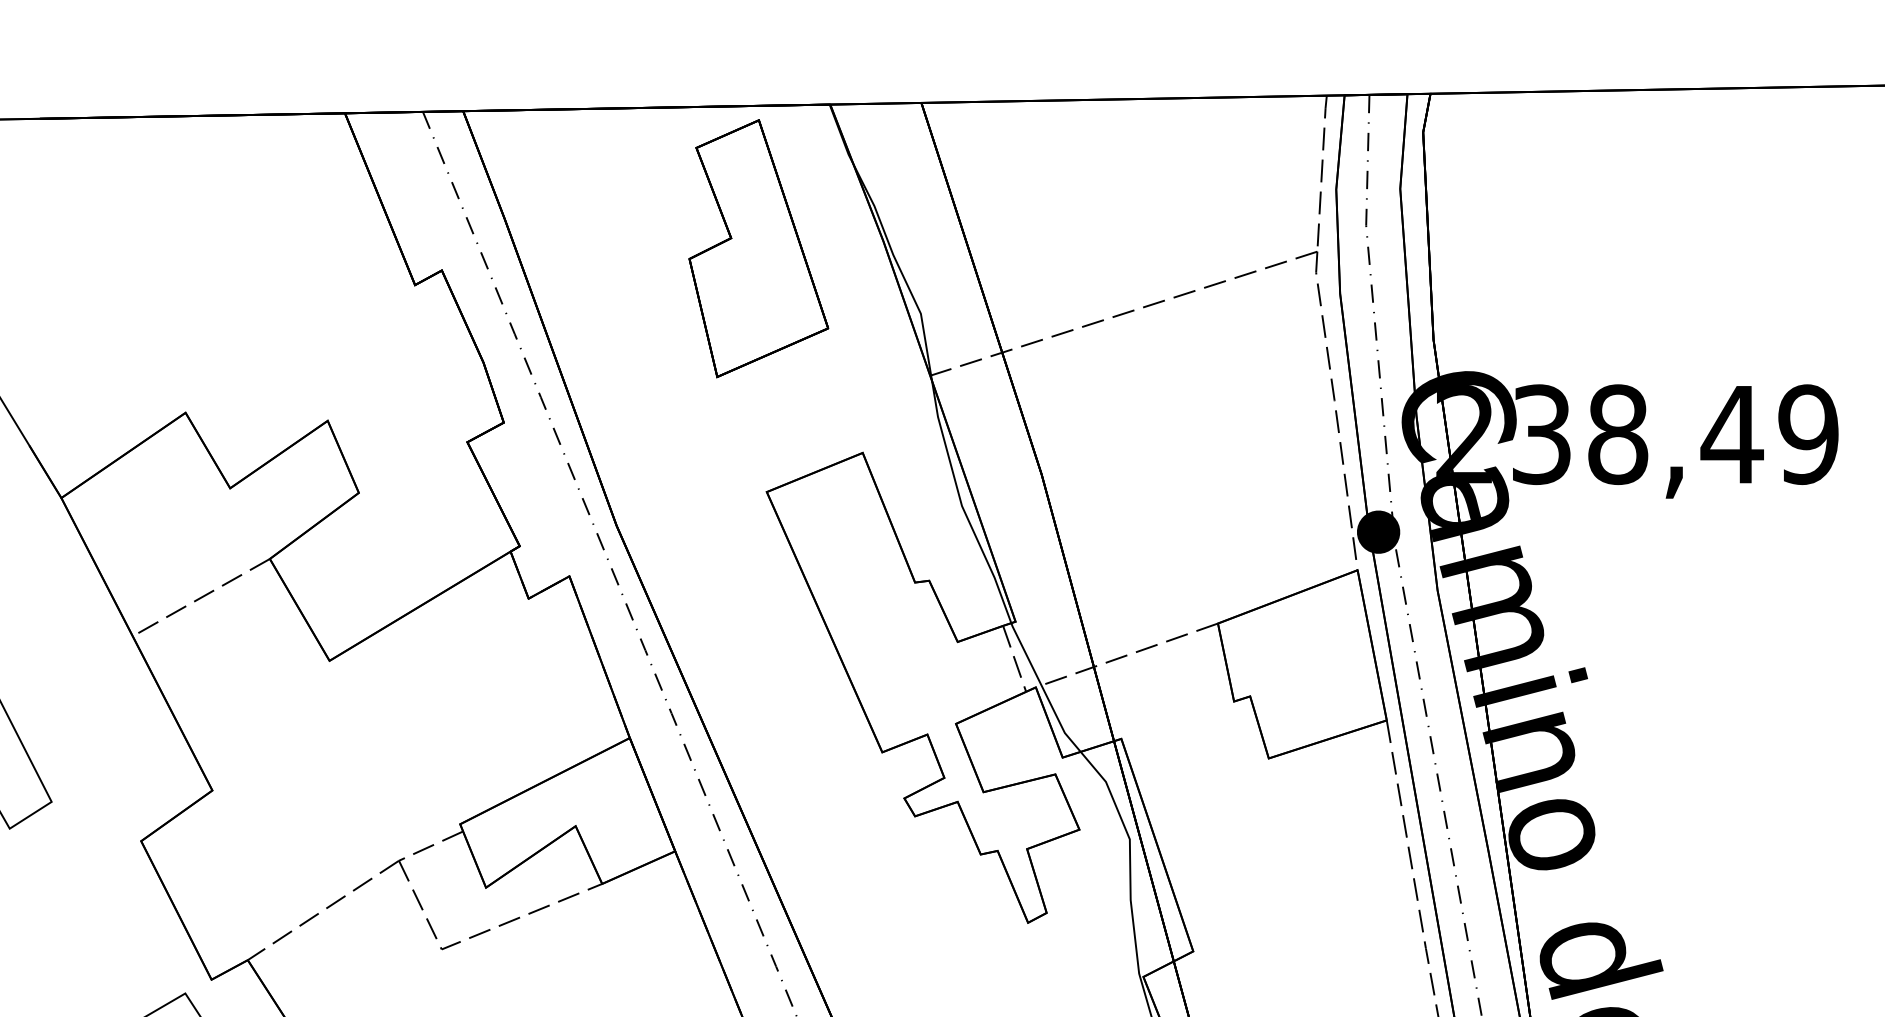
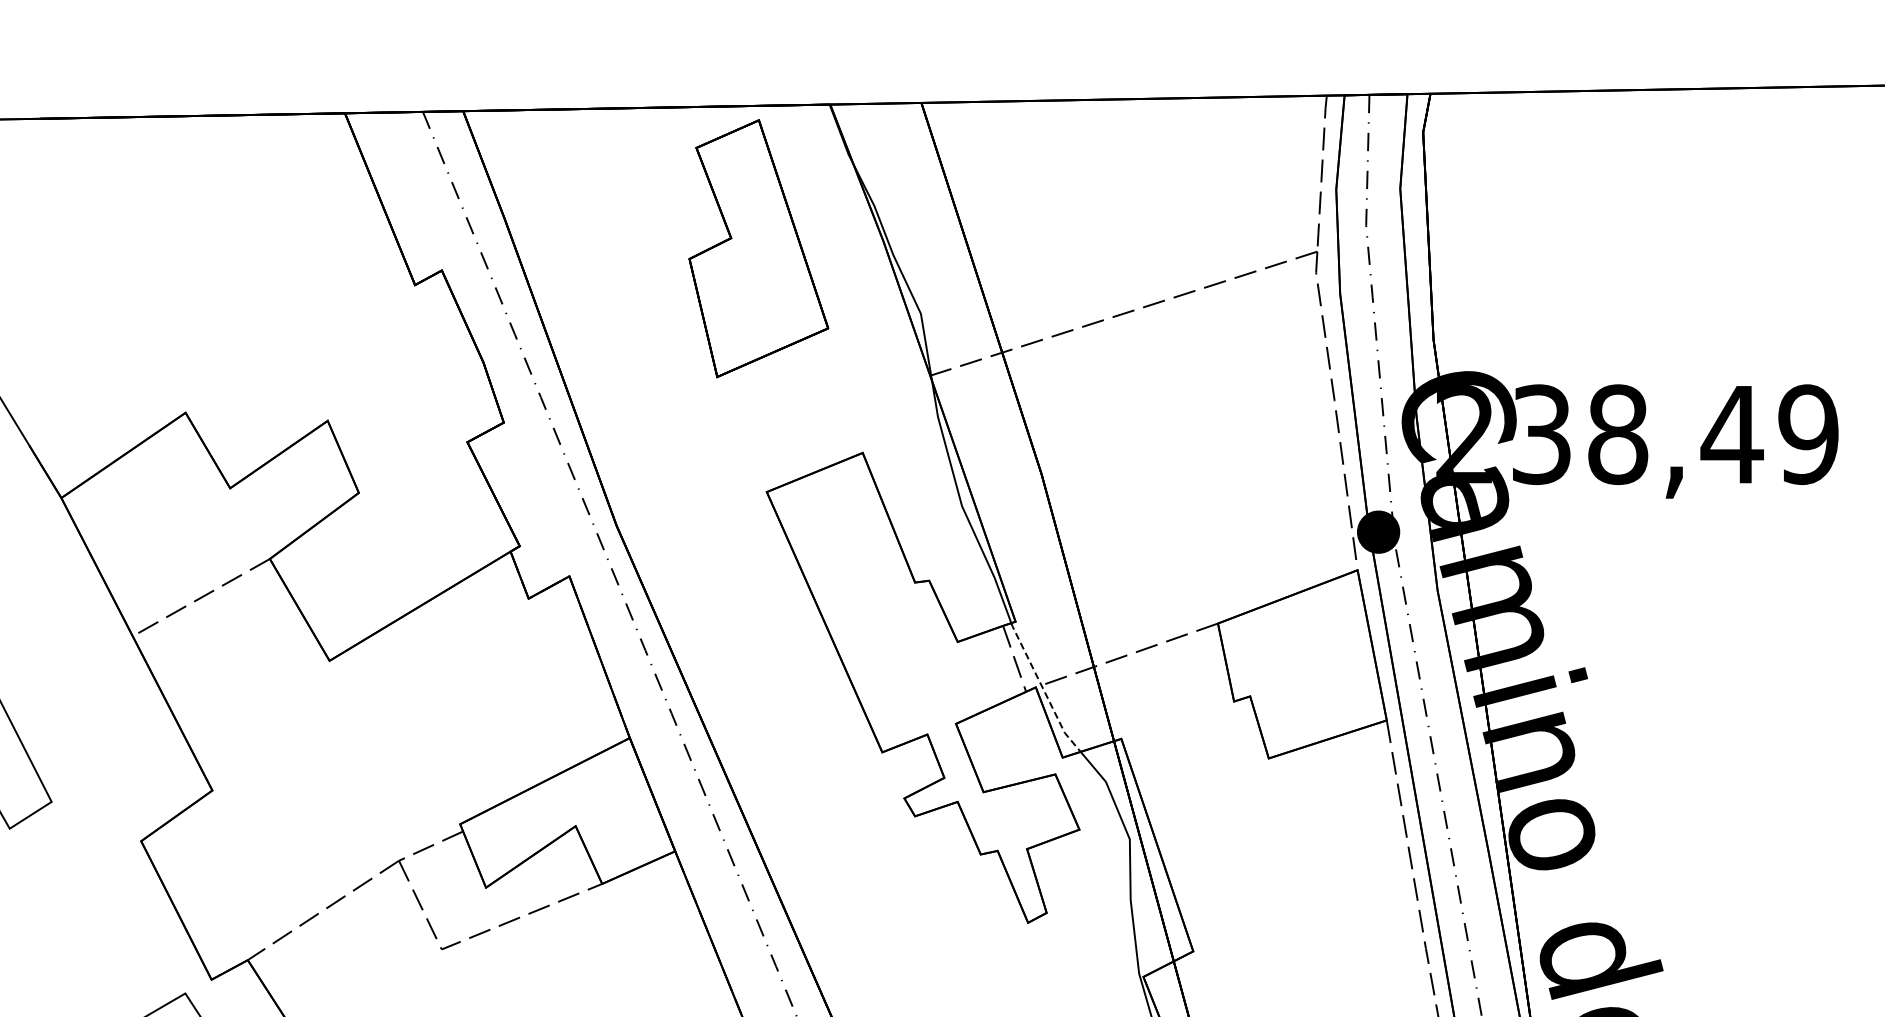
line: solid -> dashed (1043, 689)
